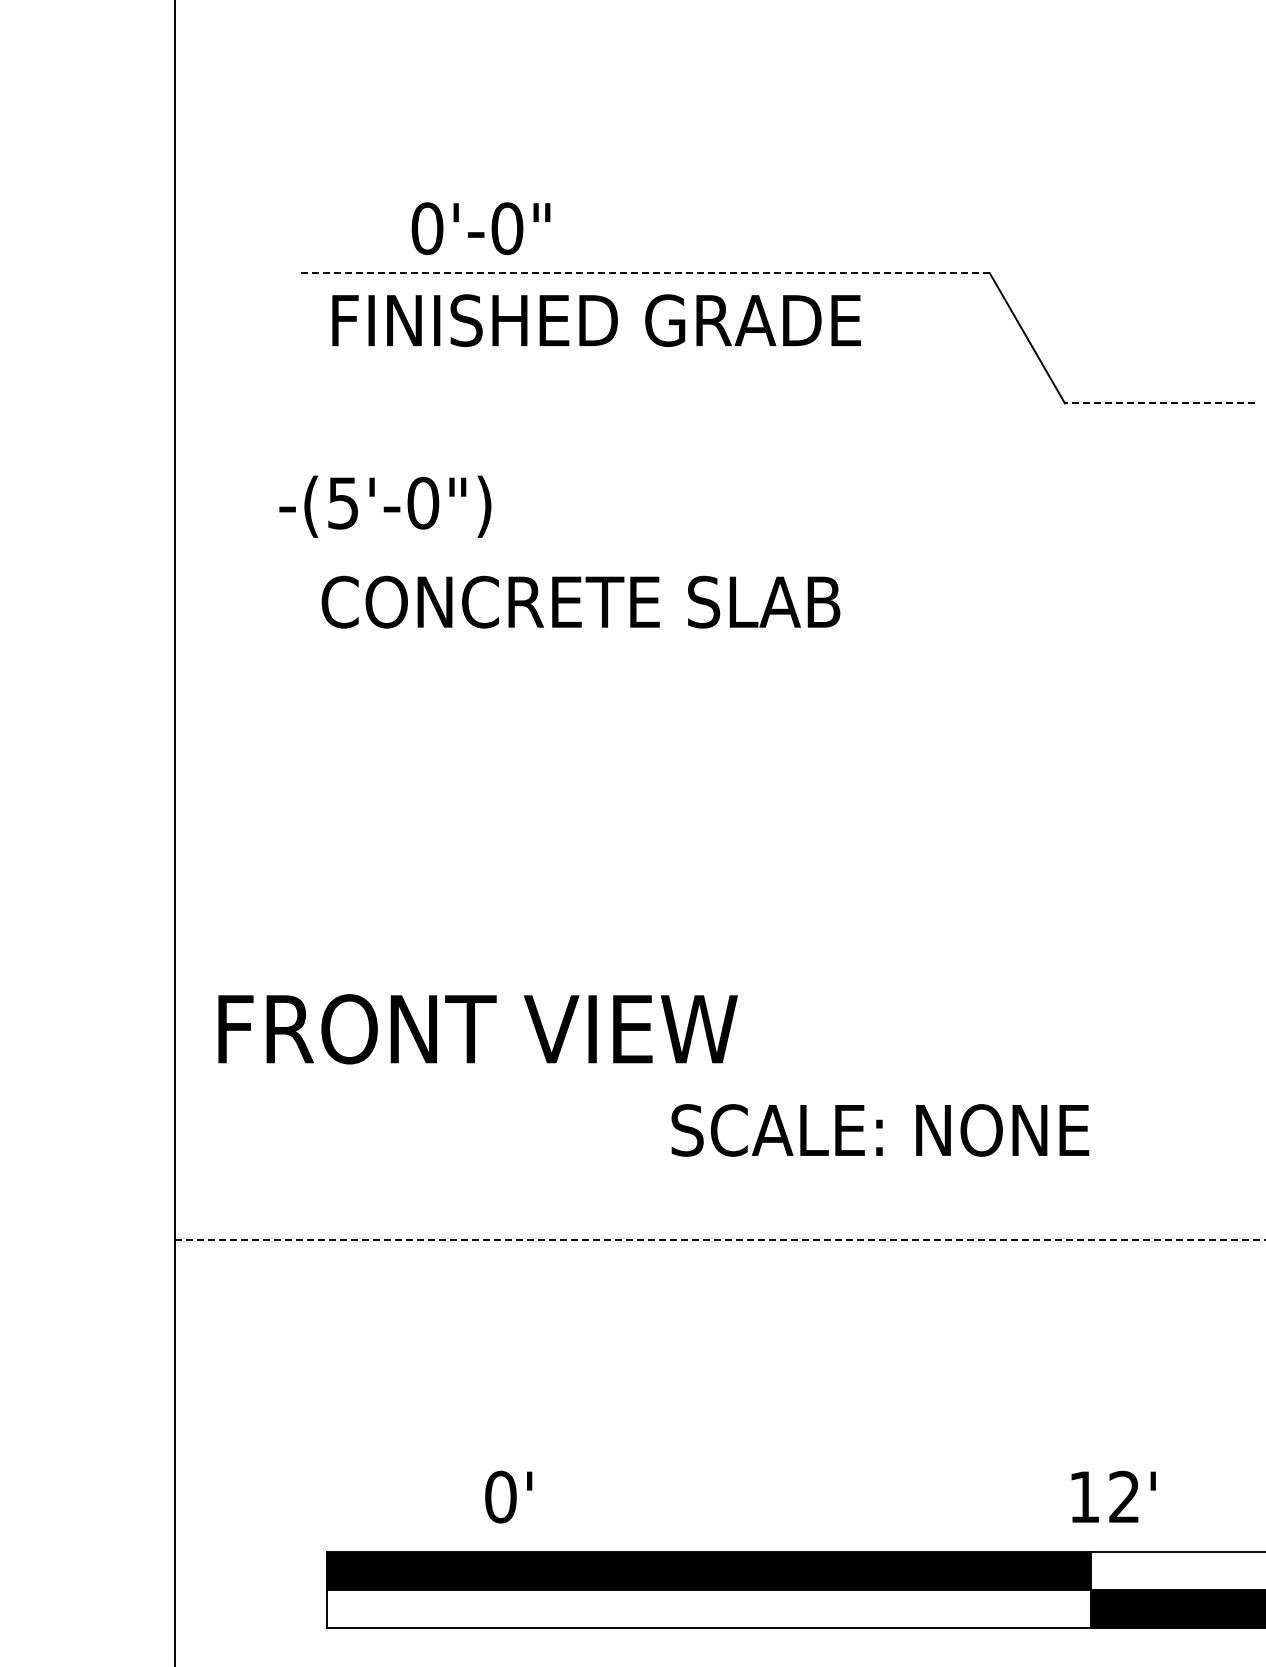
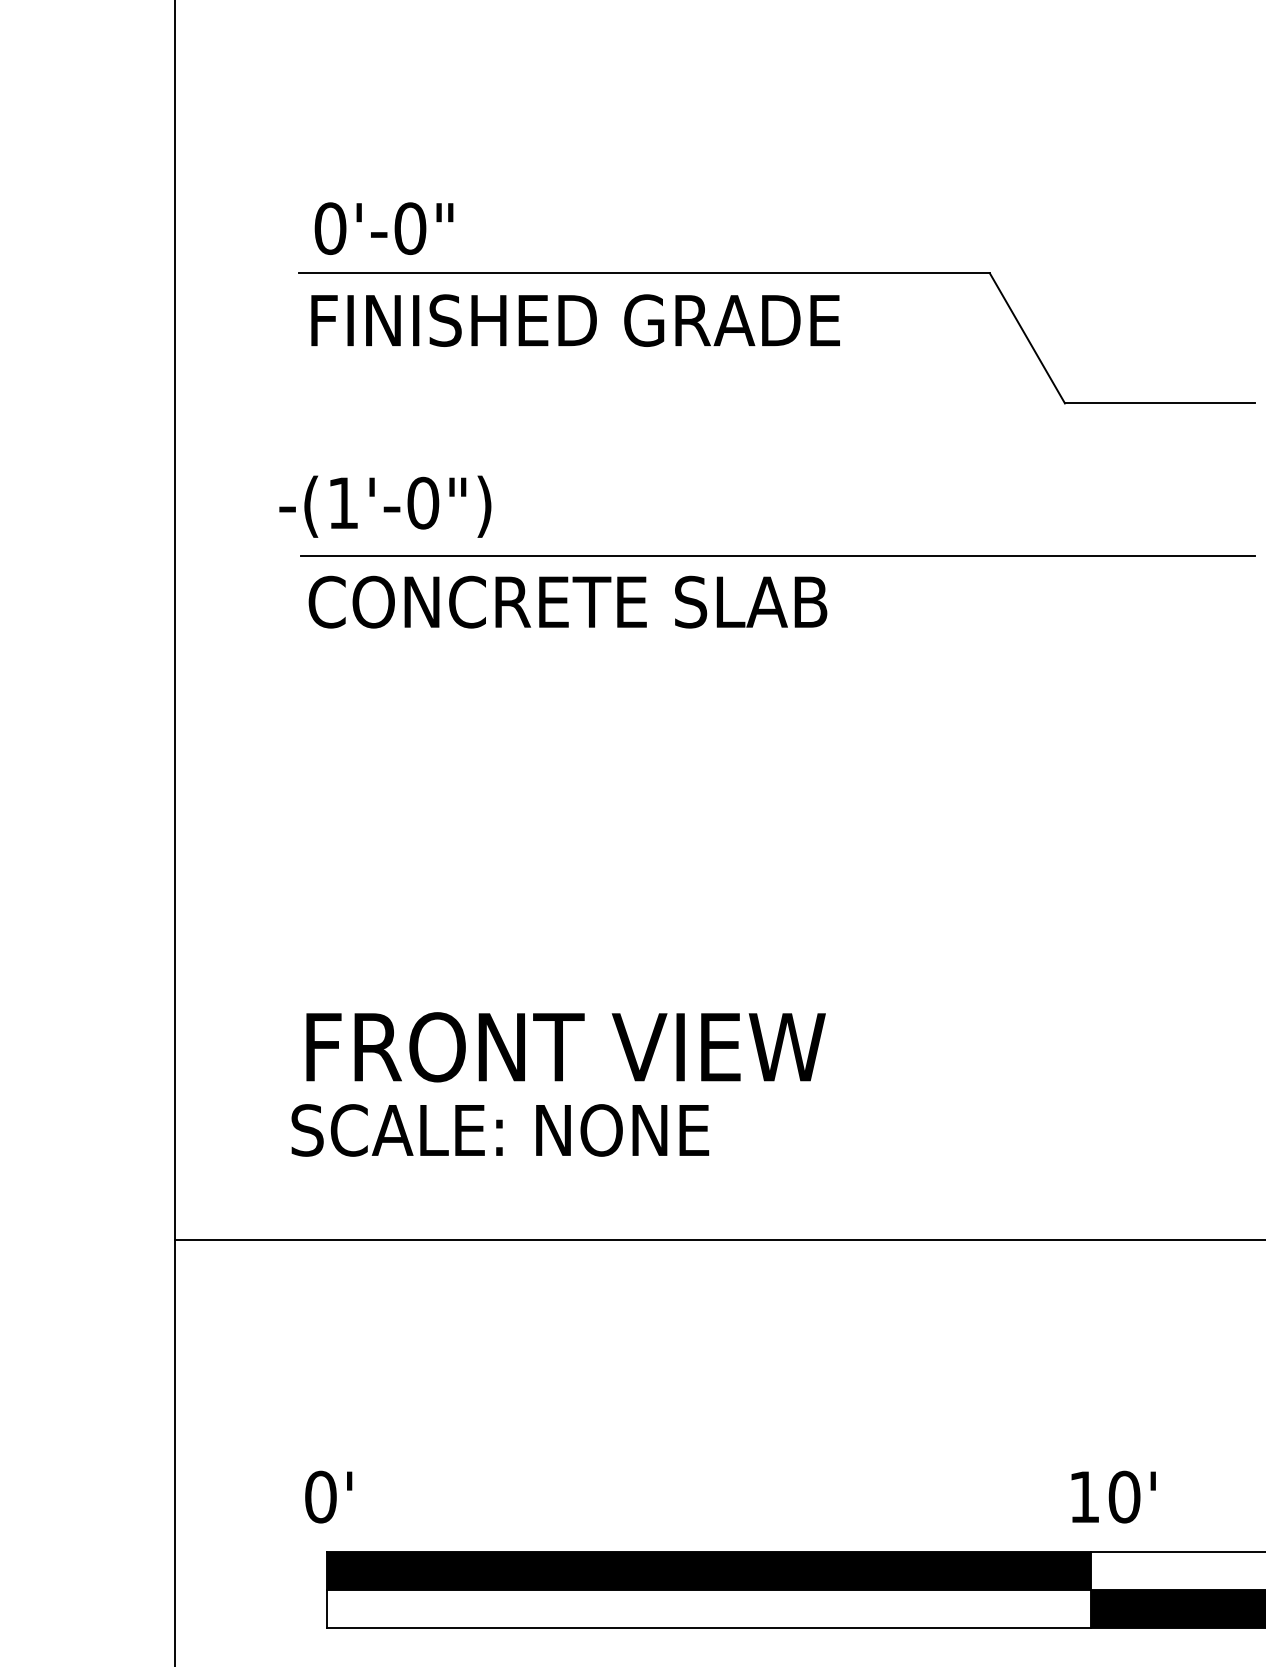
text position: (480, 228) -> (383, 228) (383, 228)
line: dashed -> solid (644, 273)
text position: (596, 320) -> (575, 320) (575, 320)
line: dashed -> solid (1159, 403)
text: -(5'-0") -> -(1'-0") (342, 503)
line: none -> present (778, 556)
text position: (580, 601) -> (567, 601) (567, 601)
text position: (477, 1029) -> (565, 1047) (565, 1047)
text position: (880, 1130) -> (500, 1130) (500, 1130)
line: dashed -> solid (720, 1239)
text position: (508, 1496) -> (328, 1496) (328, 1496)
text: 12' -> 10' (1124, 1496)
